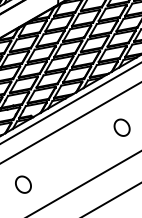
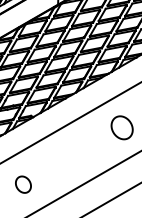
line: present -> none (70, 102)
part size: 18x19 px -> 24x26 px (121, 127)
